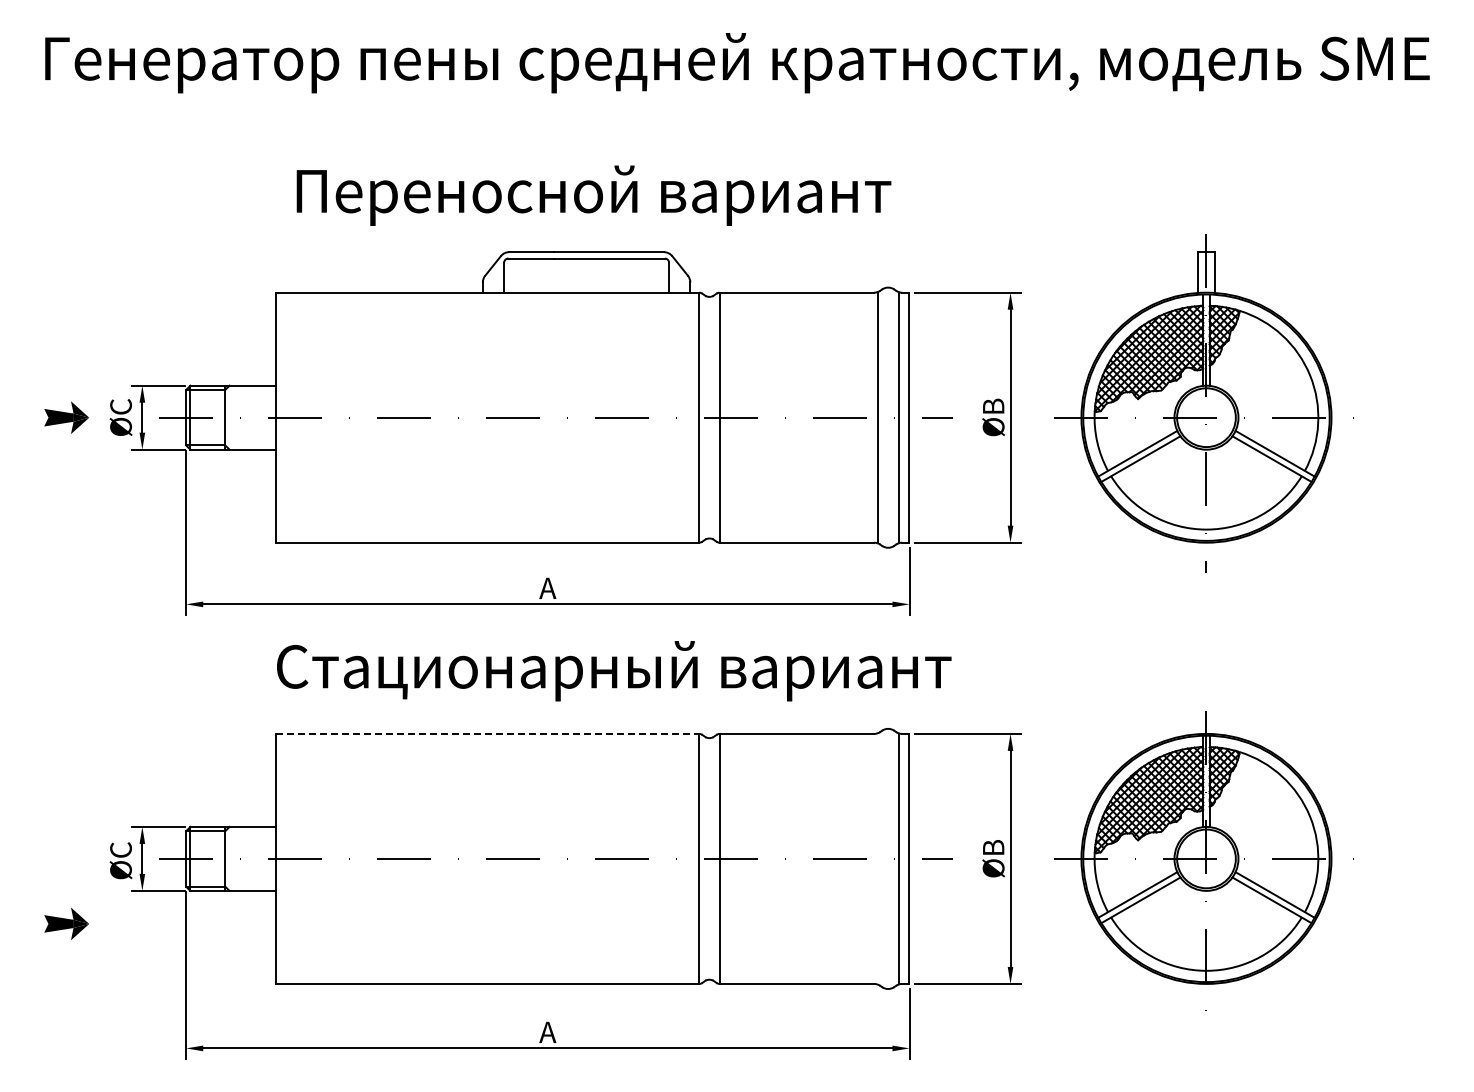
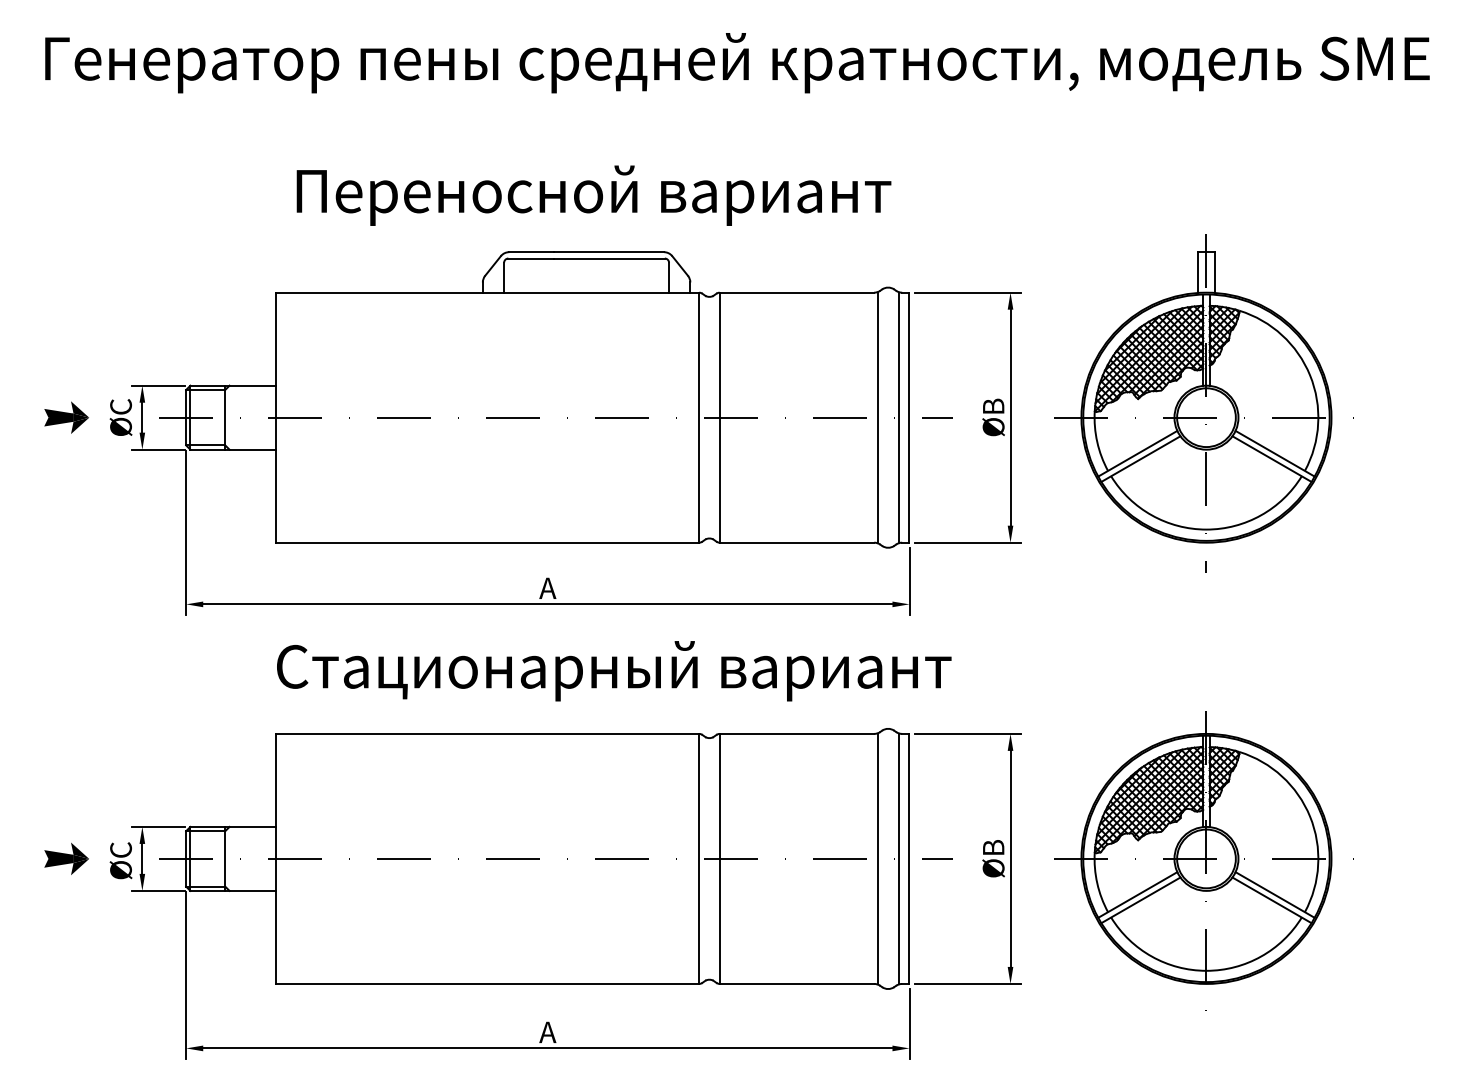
line: dashed -> solid (488, 733)
line: none -> present (877, 858)
part position: (66, 923) -> (66, 858) (66, 858)
